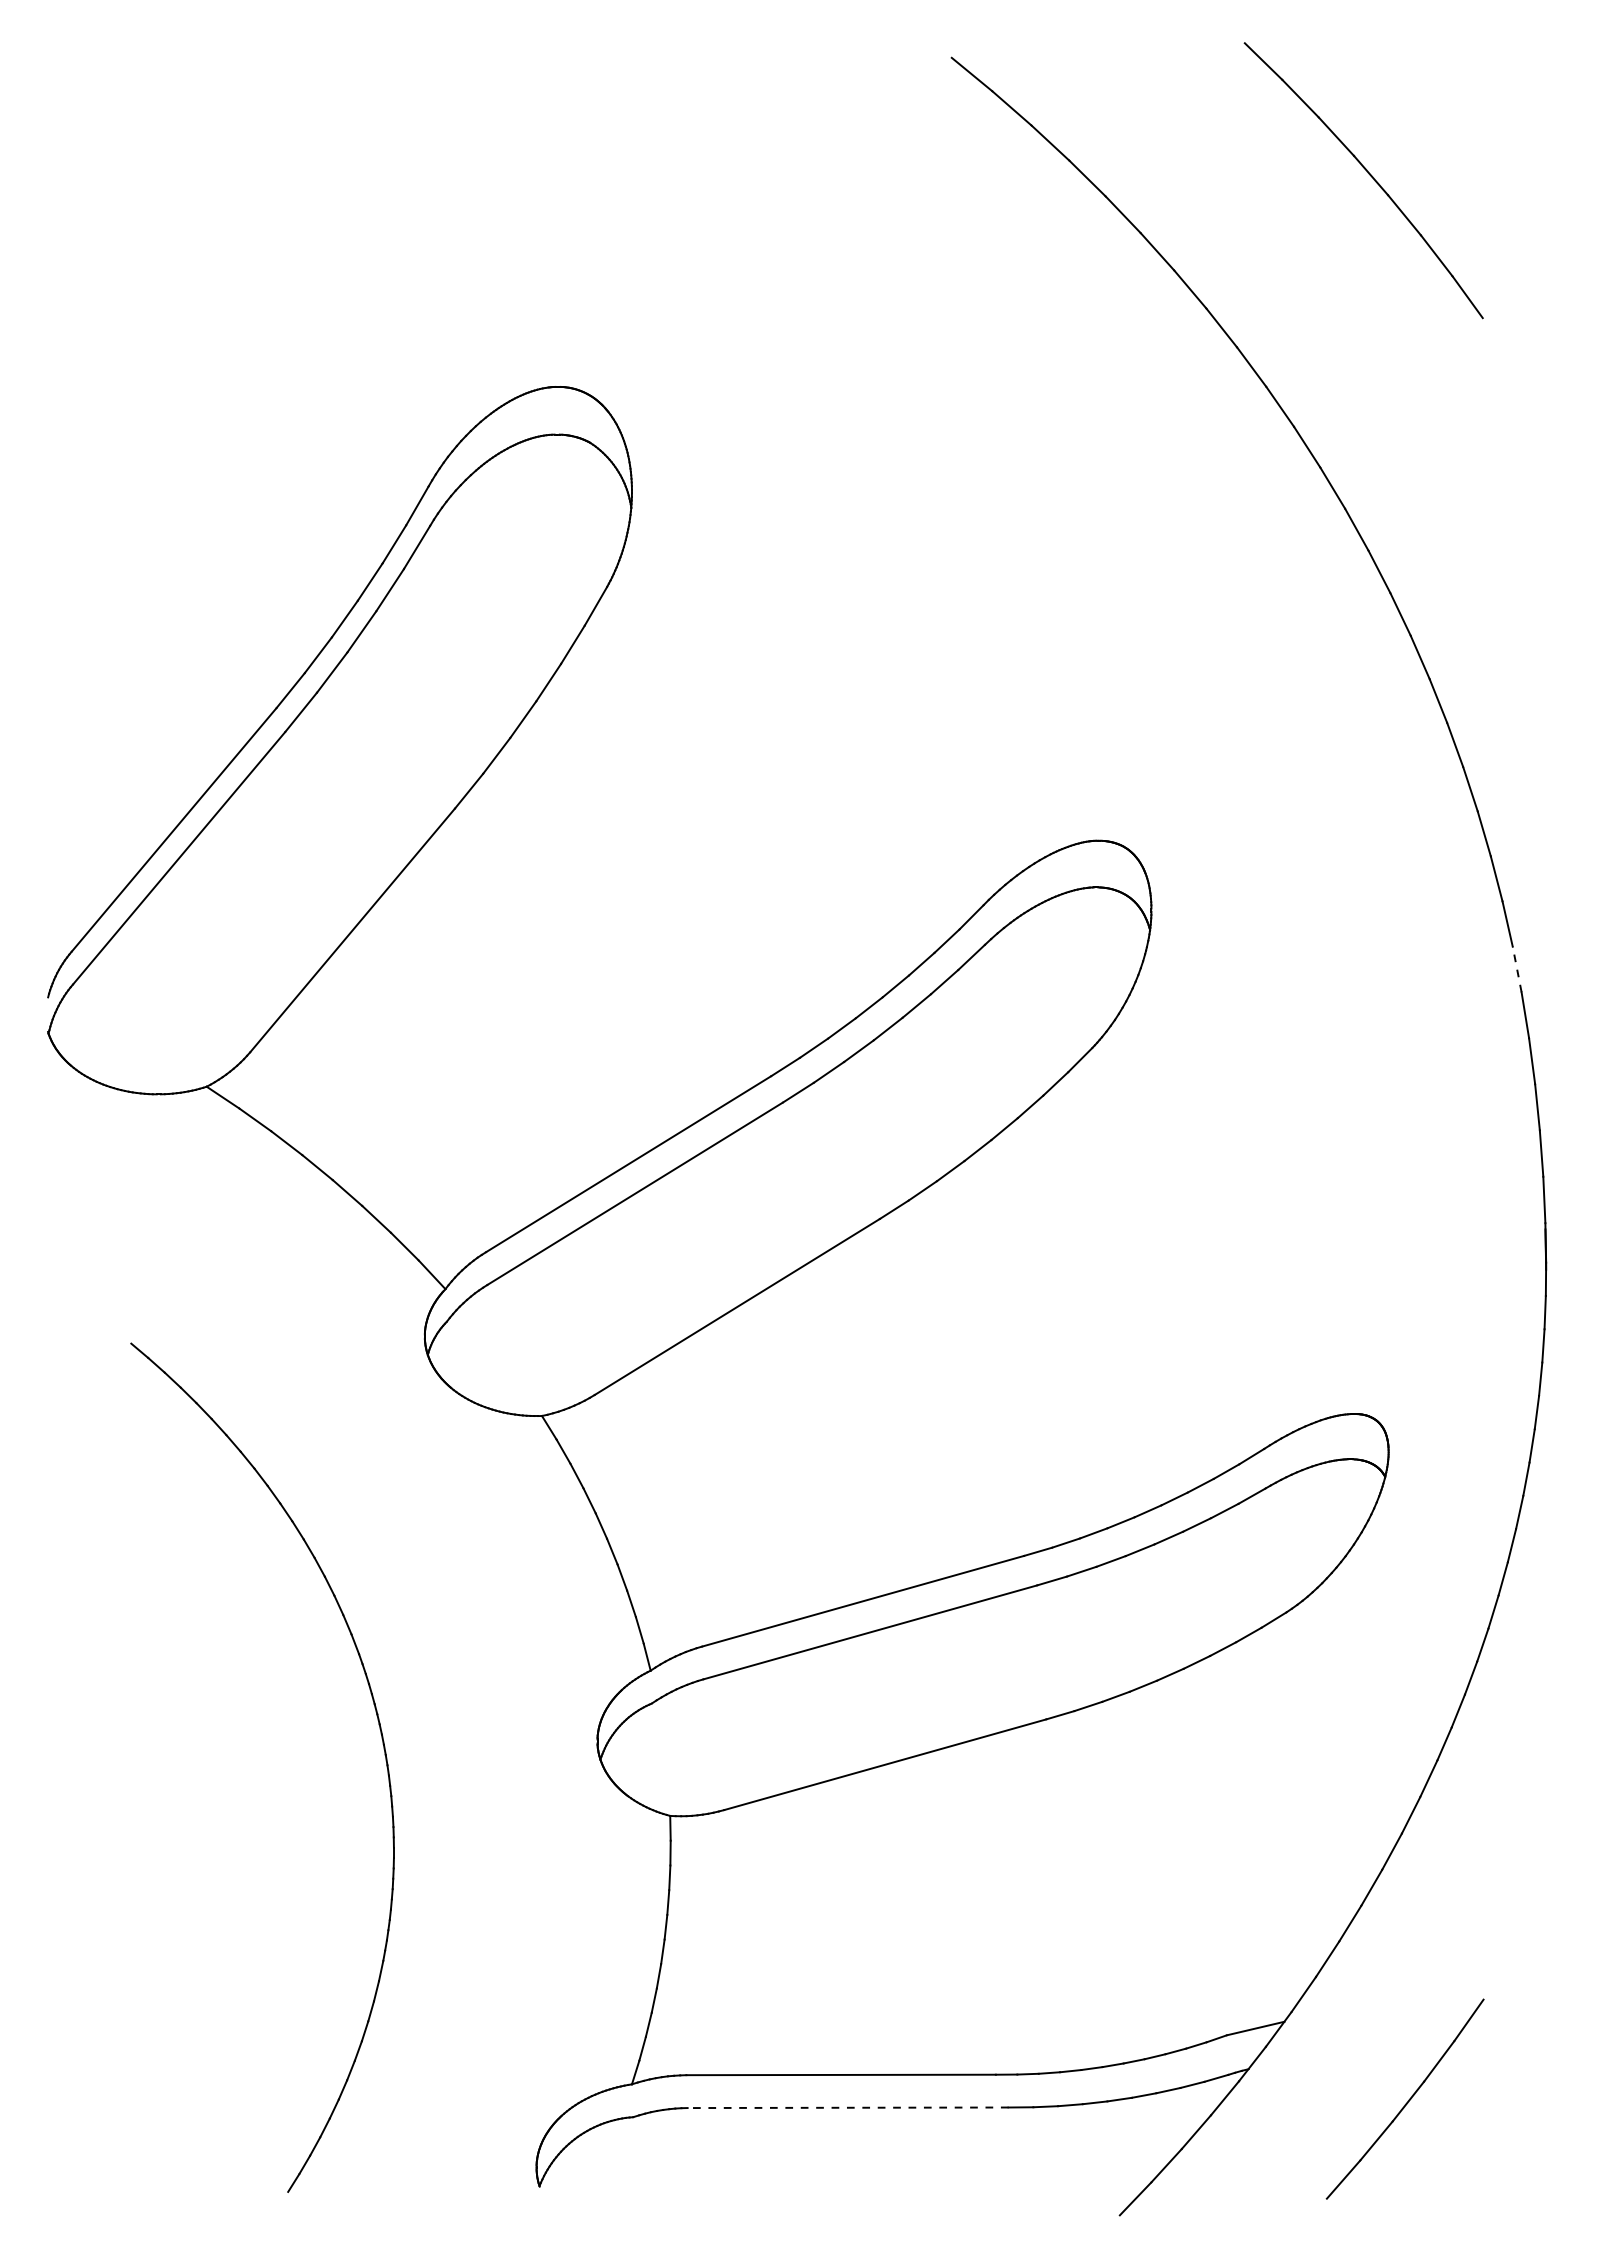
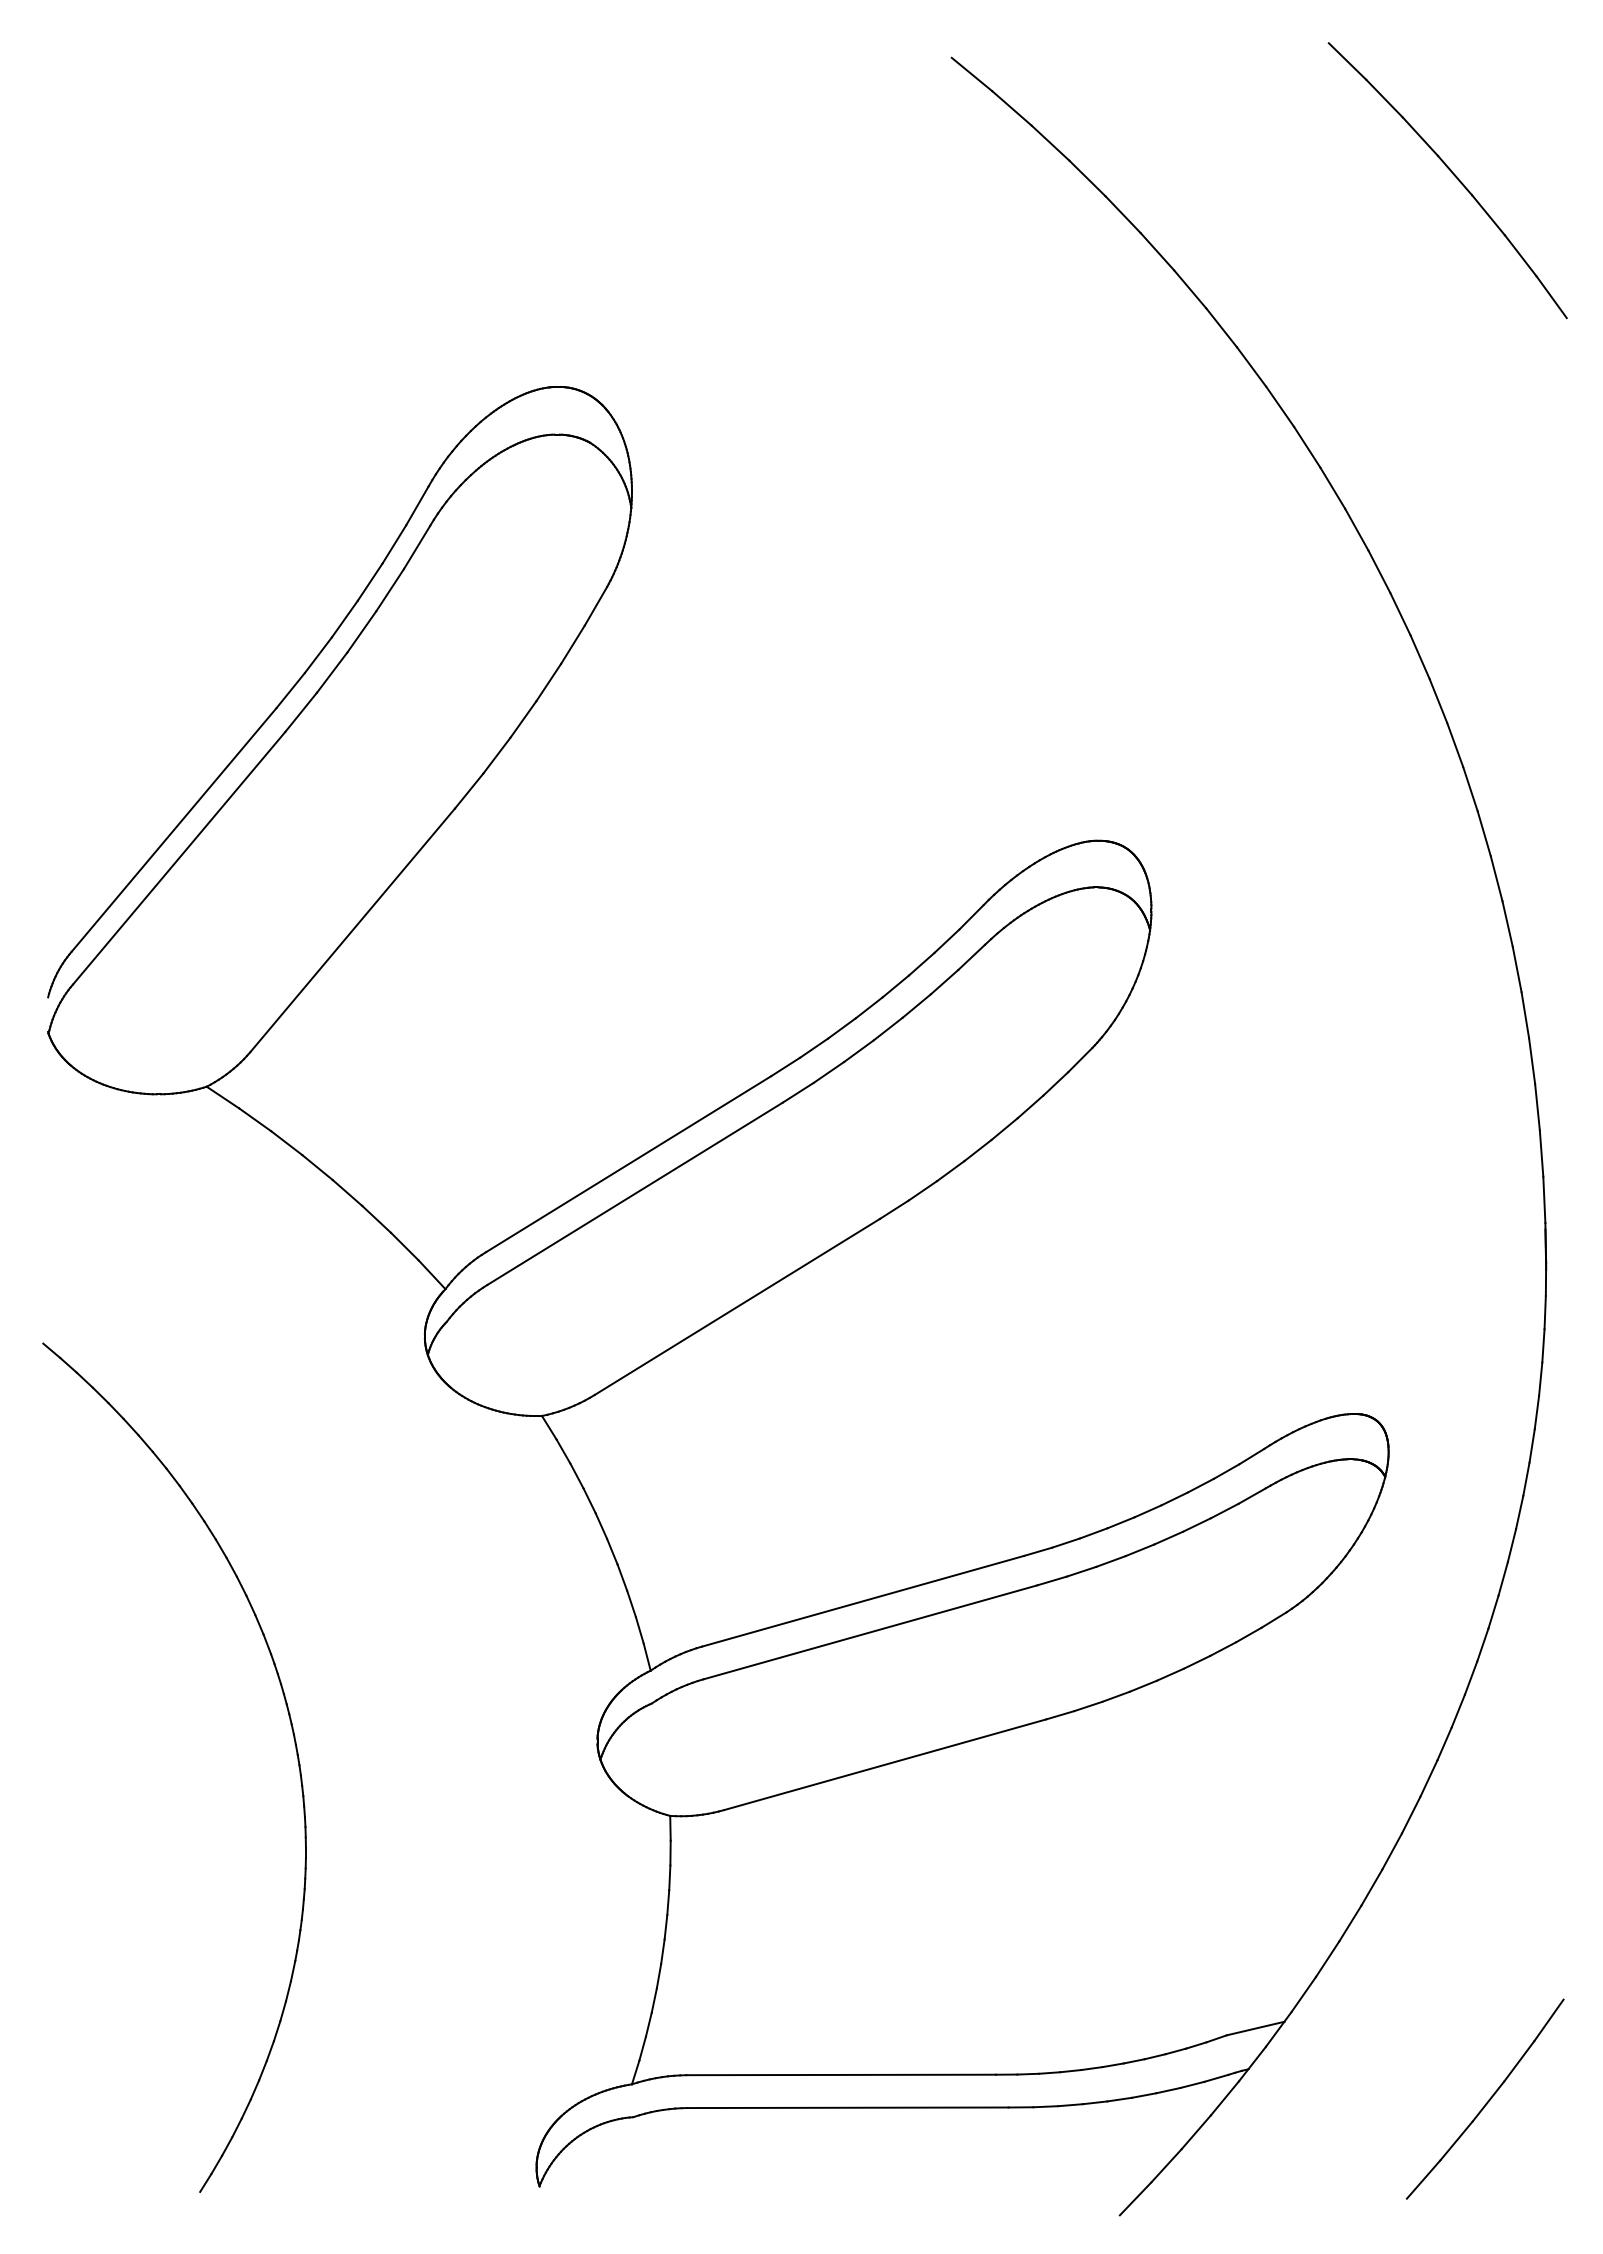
part position: (1368, 174) -> (1452, 174) (1452, 174)
line: dashed -> solid (1517, 969)
part position: (382, 1744) -> (294, 1744) (294, 1744)
part position: (1404, 2098) -> (1484, 2098) (1484, 2098)
line: dashed -> solid (847, 2107)
